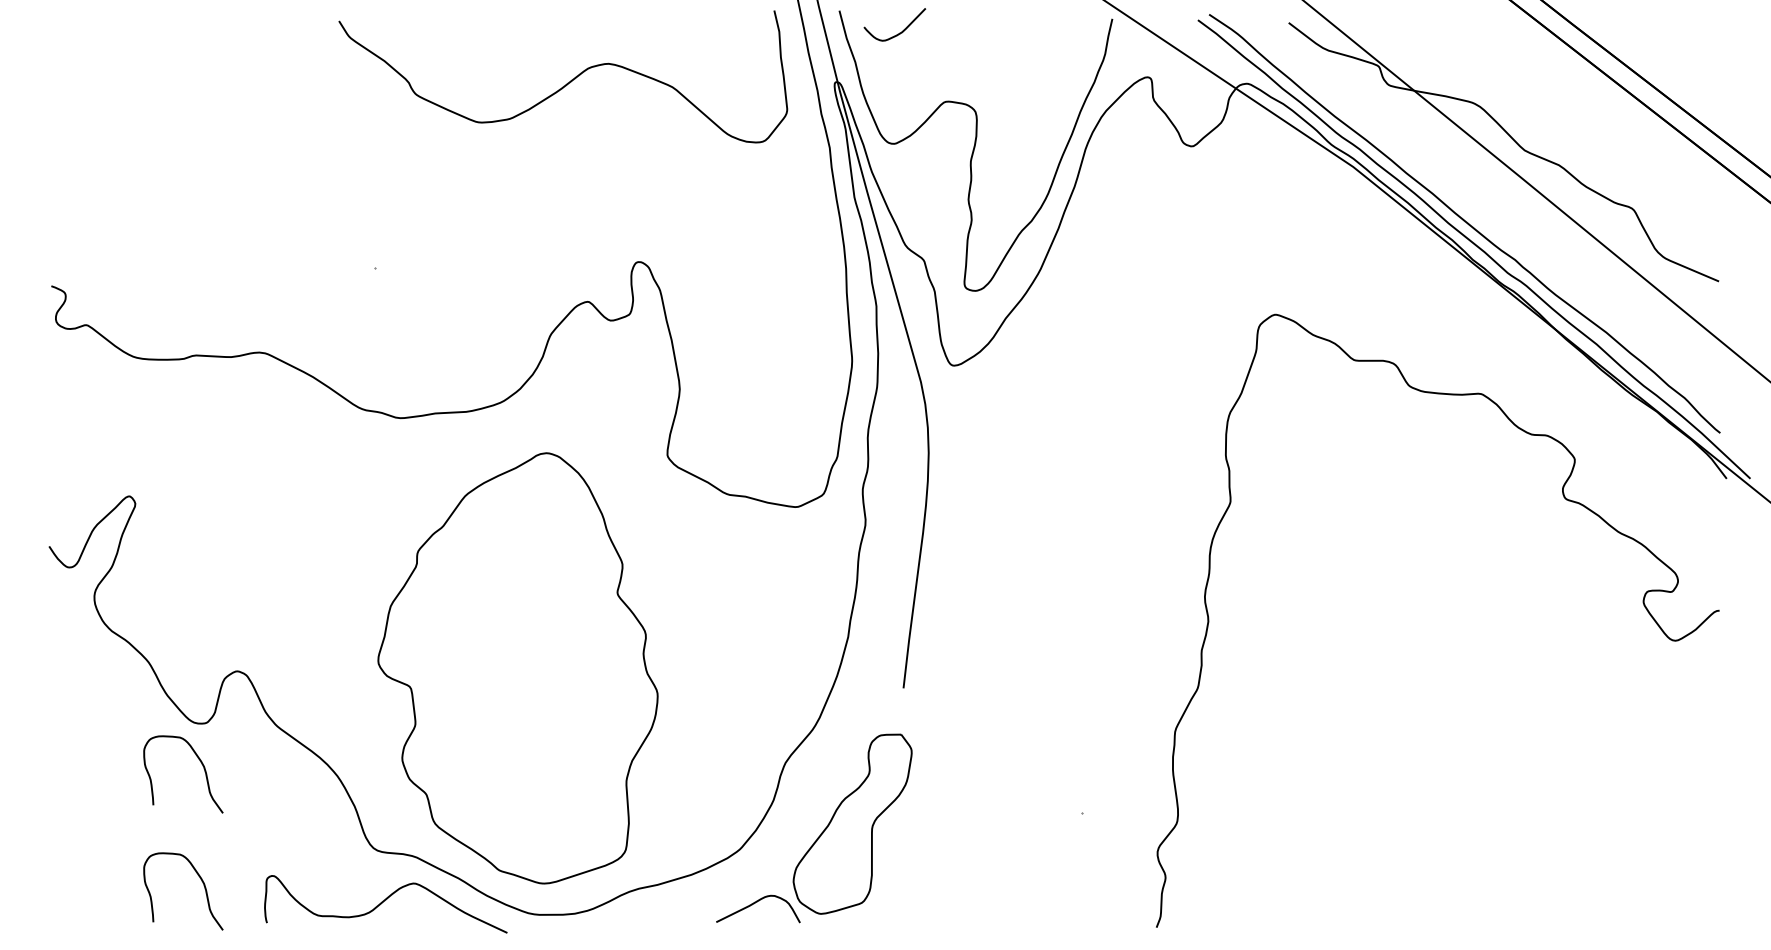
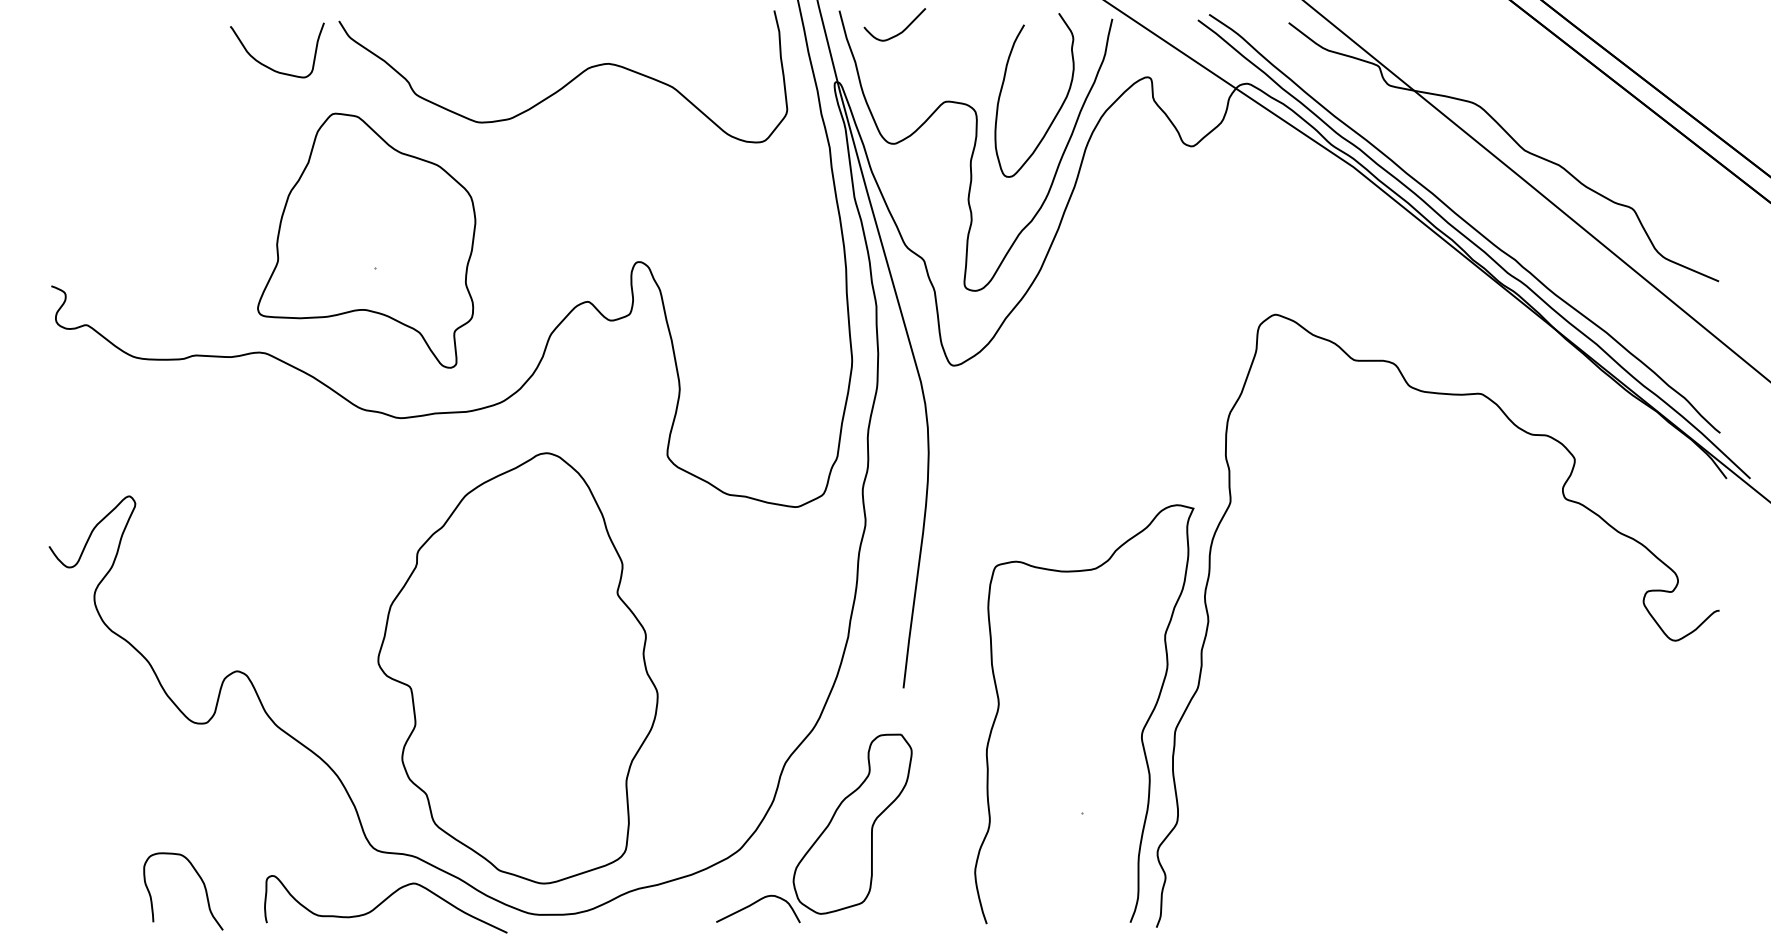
curve: none -> present (268, 66)
curve: none -> present (1058, 109)
part: none -> present (366, 240)
curve: none -> present (1141, 731)
curve: present -> none (201, 764)
